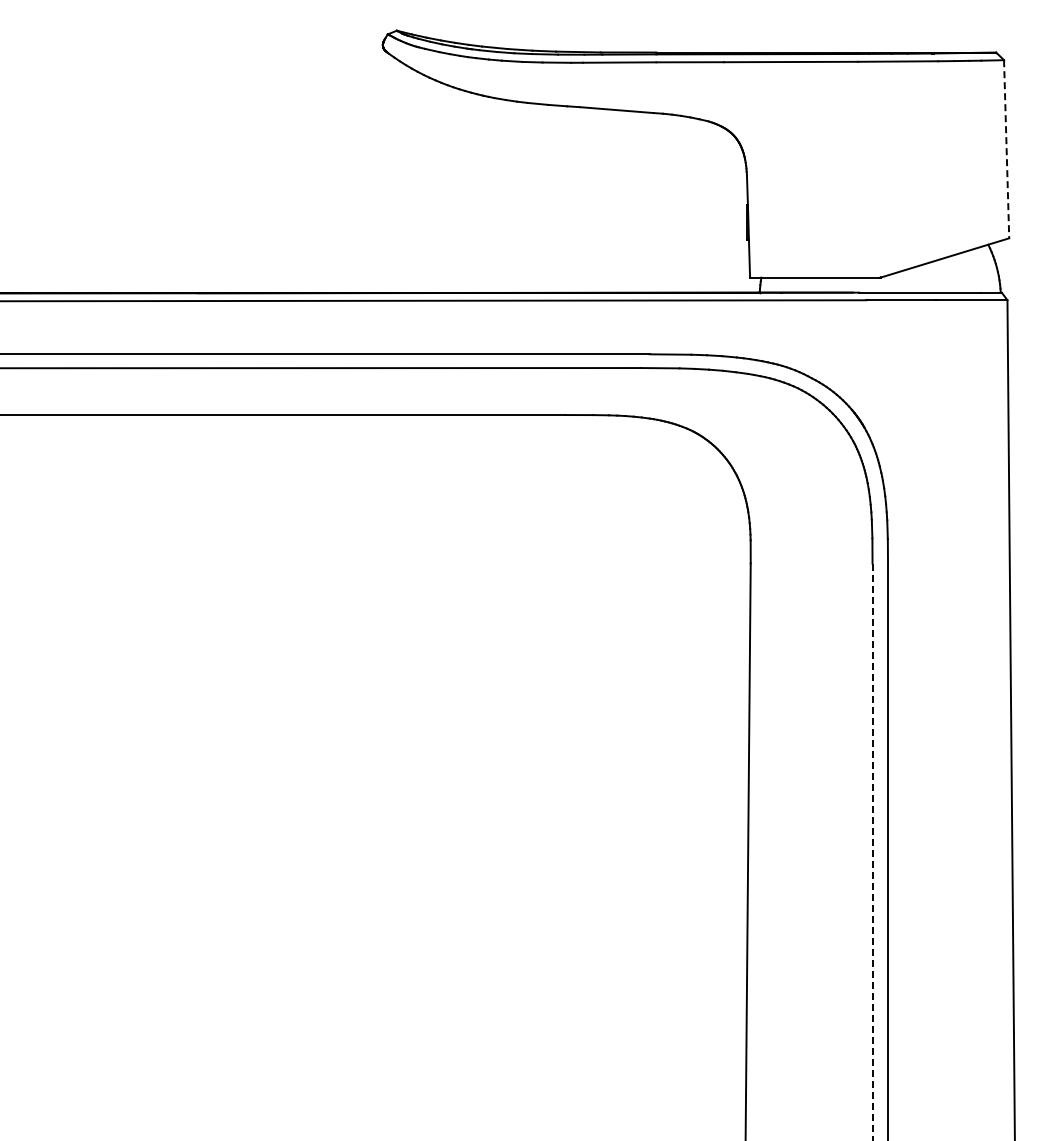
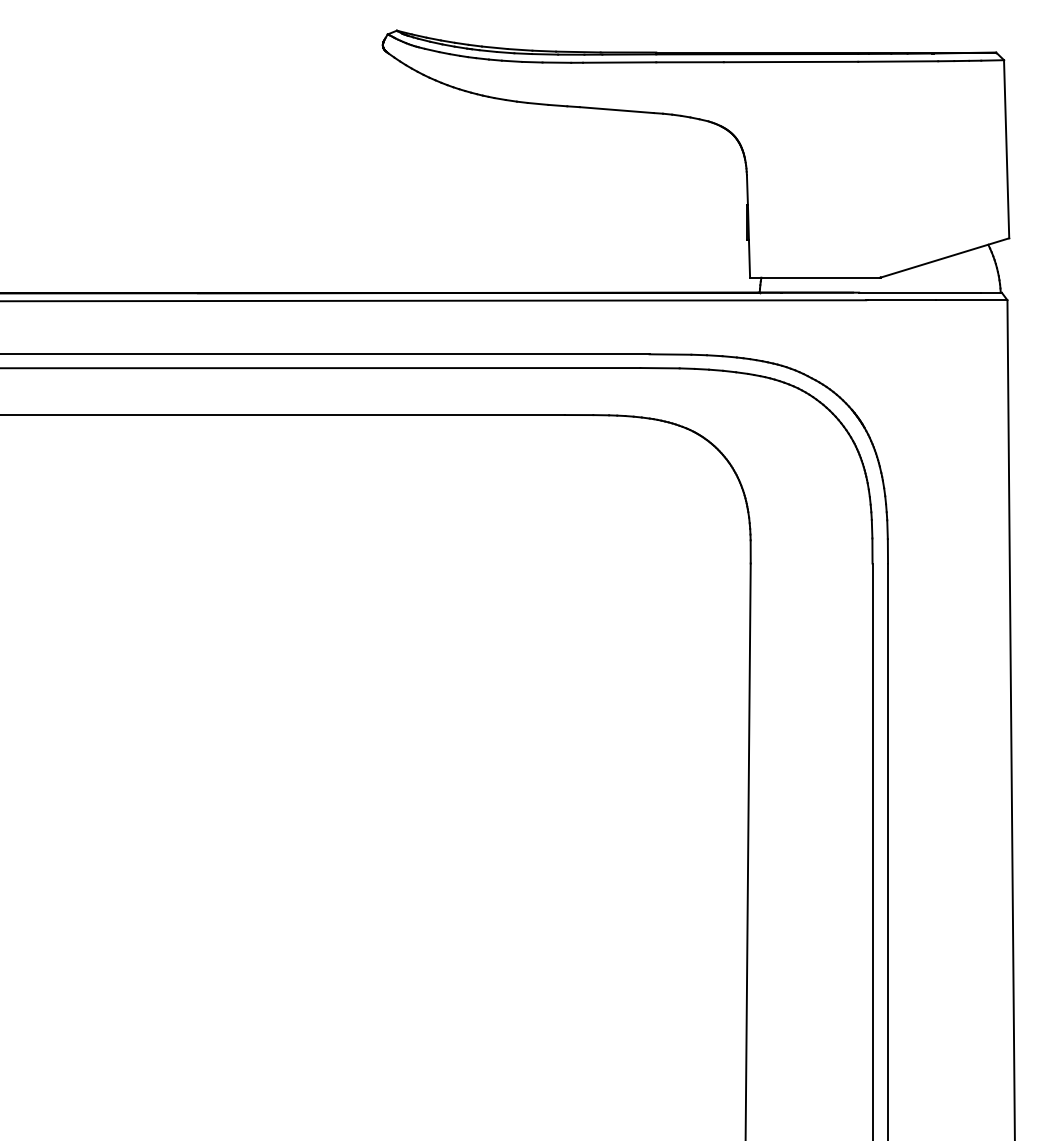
line: dashed -> solid (1006, 149)
line: dashed -> solid (872, 852)
